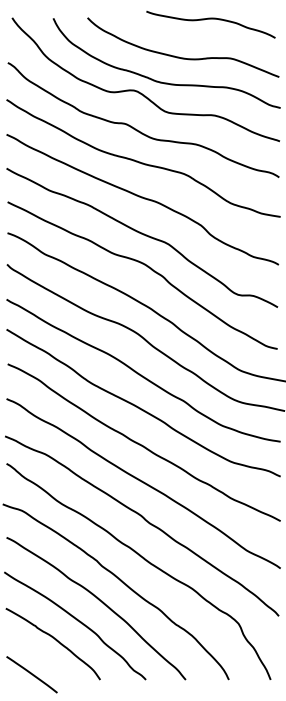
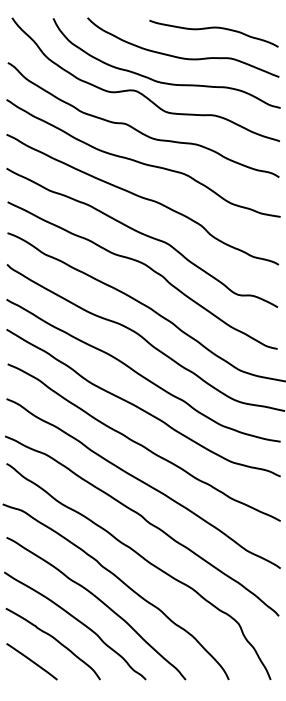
curve position: (210, 19) -> (213, 28) (213, 28)
line position: (31, 674) -> (31, 661) (31, 661)
